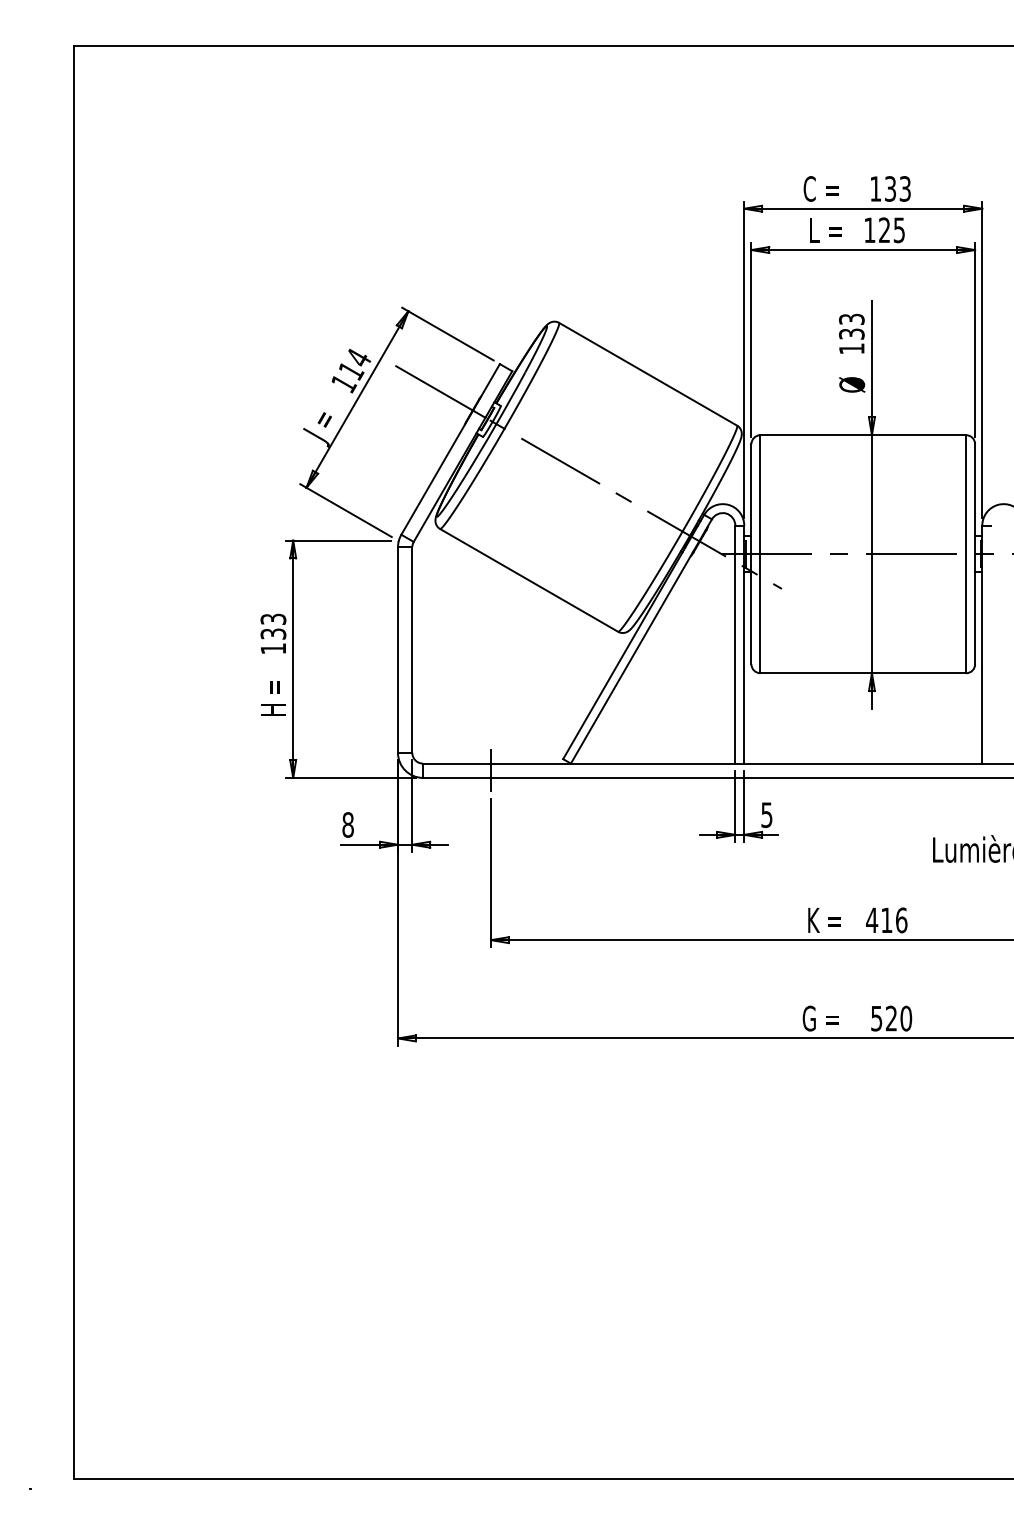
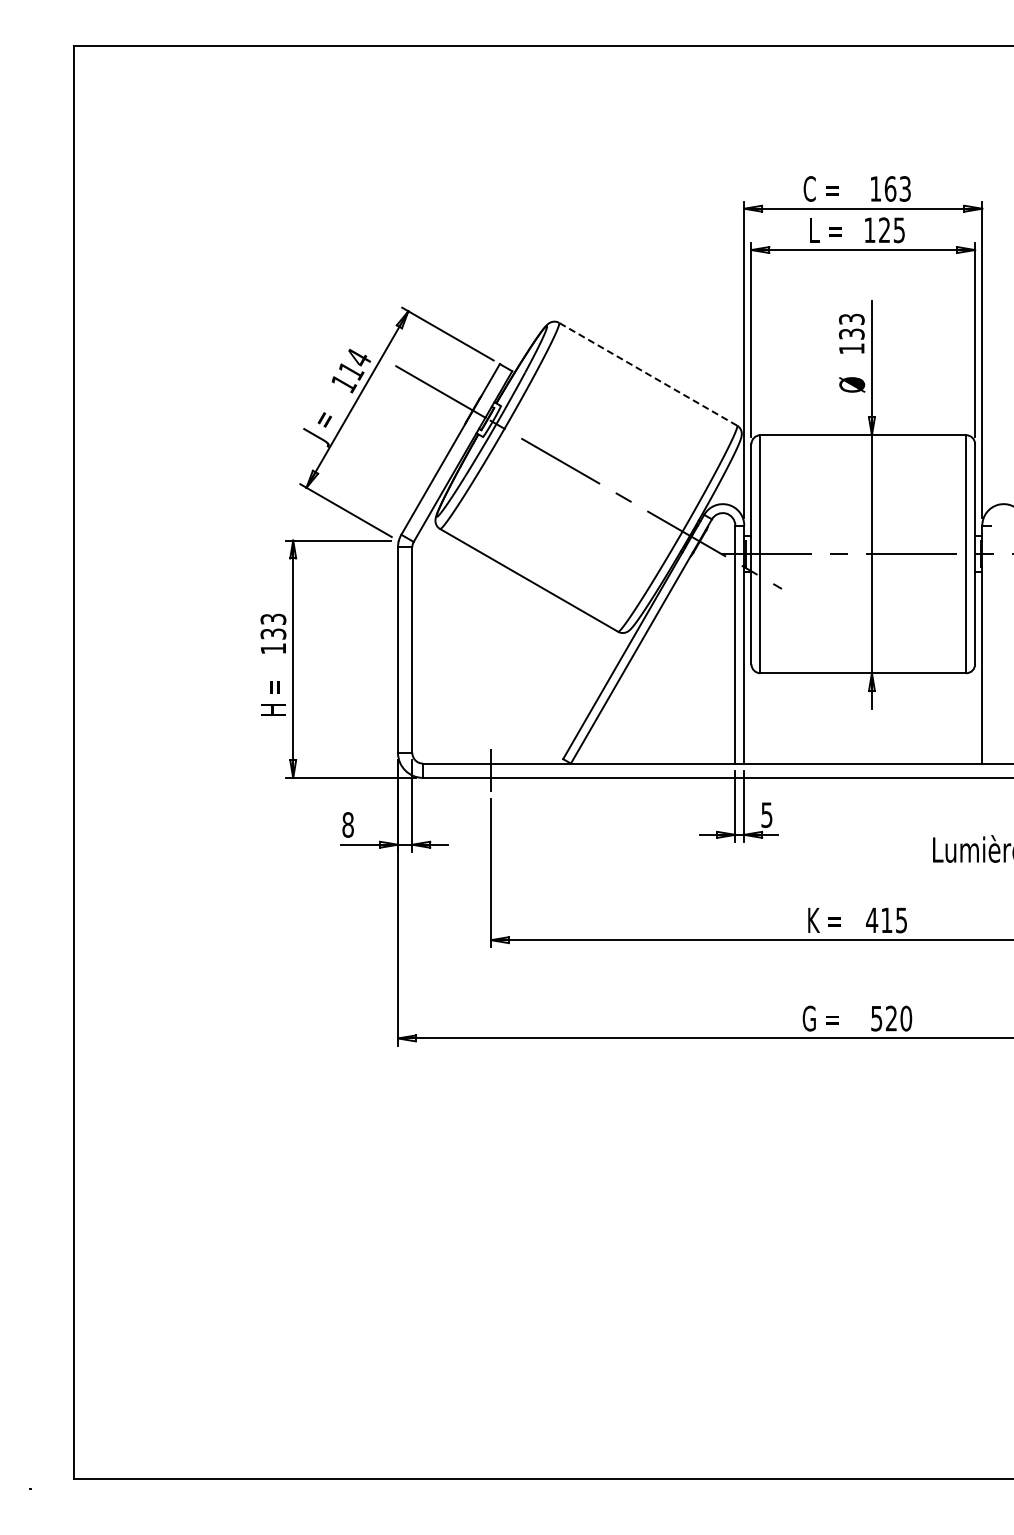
text: 133 -> 163 (890, 188)
line: solid -> dashed (648, 374)
text: 416 -> 415 (901, 920)
